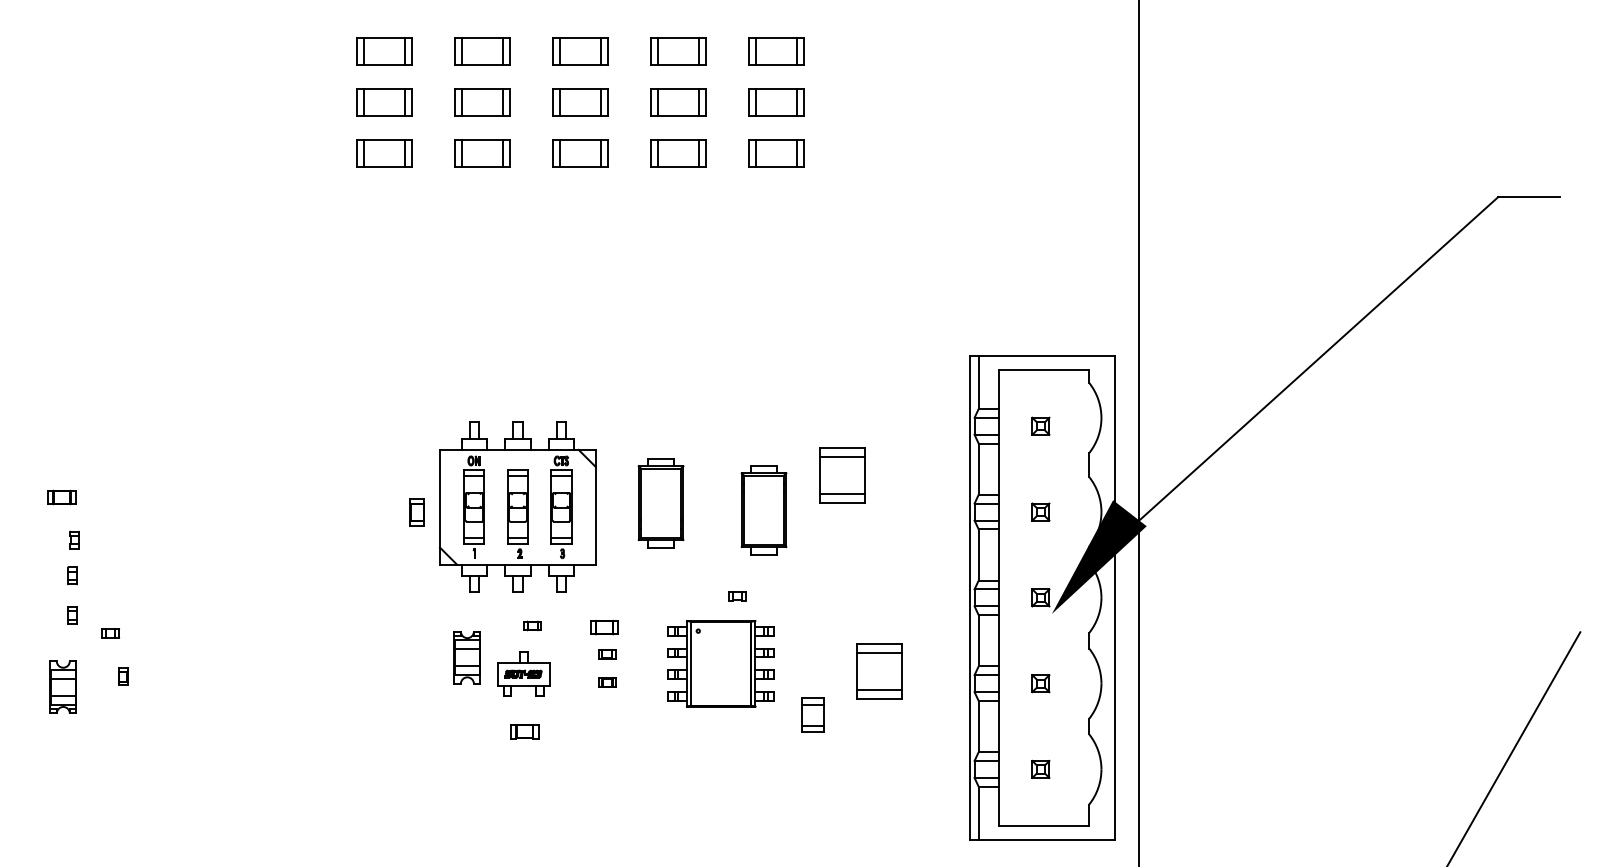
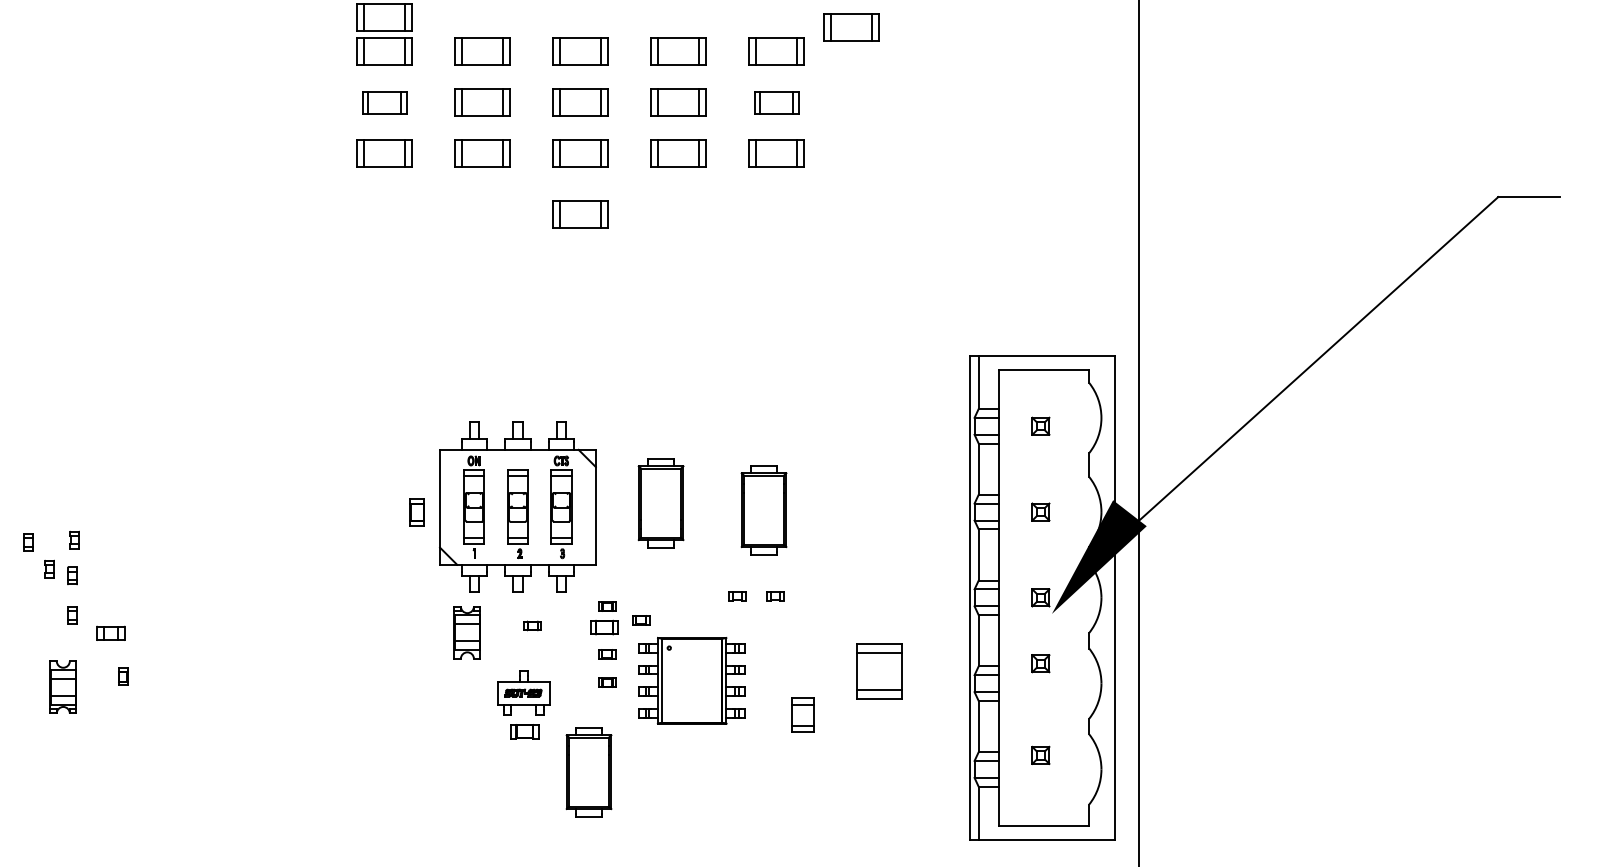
part: none -> present (384, 17)
part: none -> present (851, 27)
part size: 57x29 px -> 46x24 px (384, 102)
part size: 57x29 px -> 46x24 px (776, 102)
part: none -> present (580, 214)
part: present -> none (842, 475)
part: present -> none (61, 497)
part: none -> present (28, 542)
part: none -> present (49, 568)
part: none -> present (775, 596)
part: none -> present (607, 606)
part: none -> present (641, 620)
part size: 19x11 px -> 30x16 px (110, 632)
part position: (466, 657) -> (466, 632) (466, 632)
part position: (720, 663) -> (691, 680) (691, 680)
part position: (523, 673) -> (523, 692) (523, 692)
part position: (1040, 683) -> (1040, 663) (1040, 663)
part position: (812, 714) -> (802, 714) (802, 714)
line: present -> none (1514, 747)
part position: (1040, 768) -> (1040, 754) (1040, 754)
part: none -> present (588, 772)
